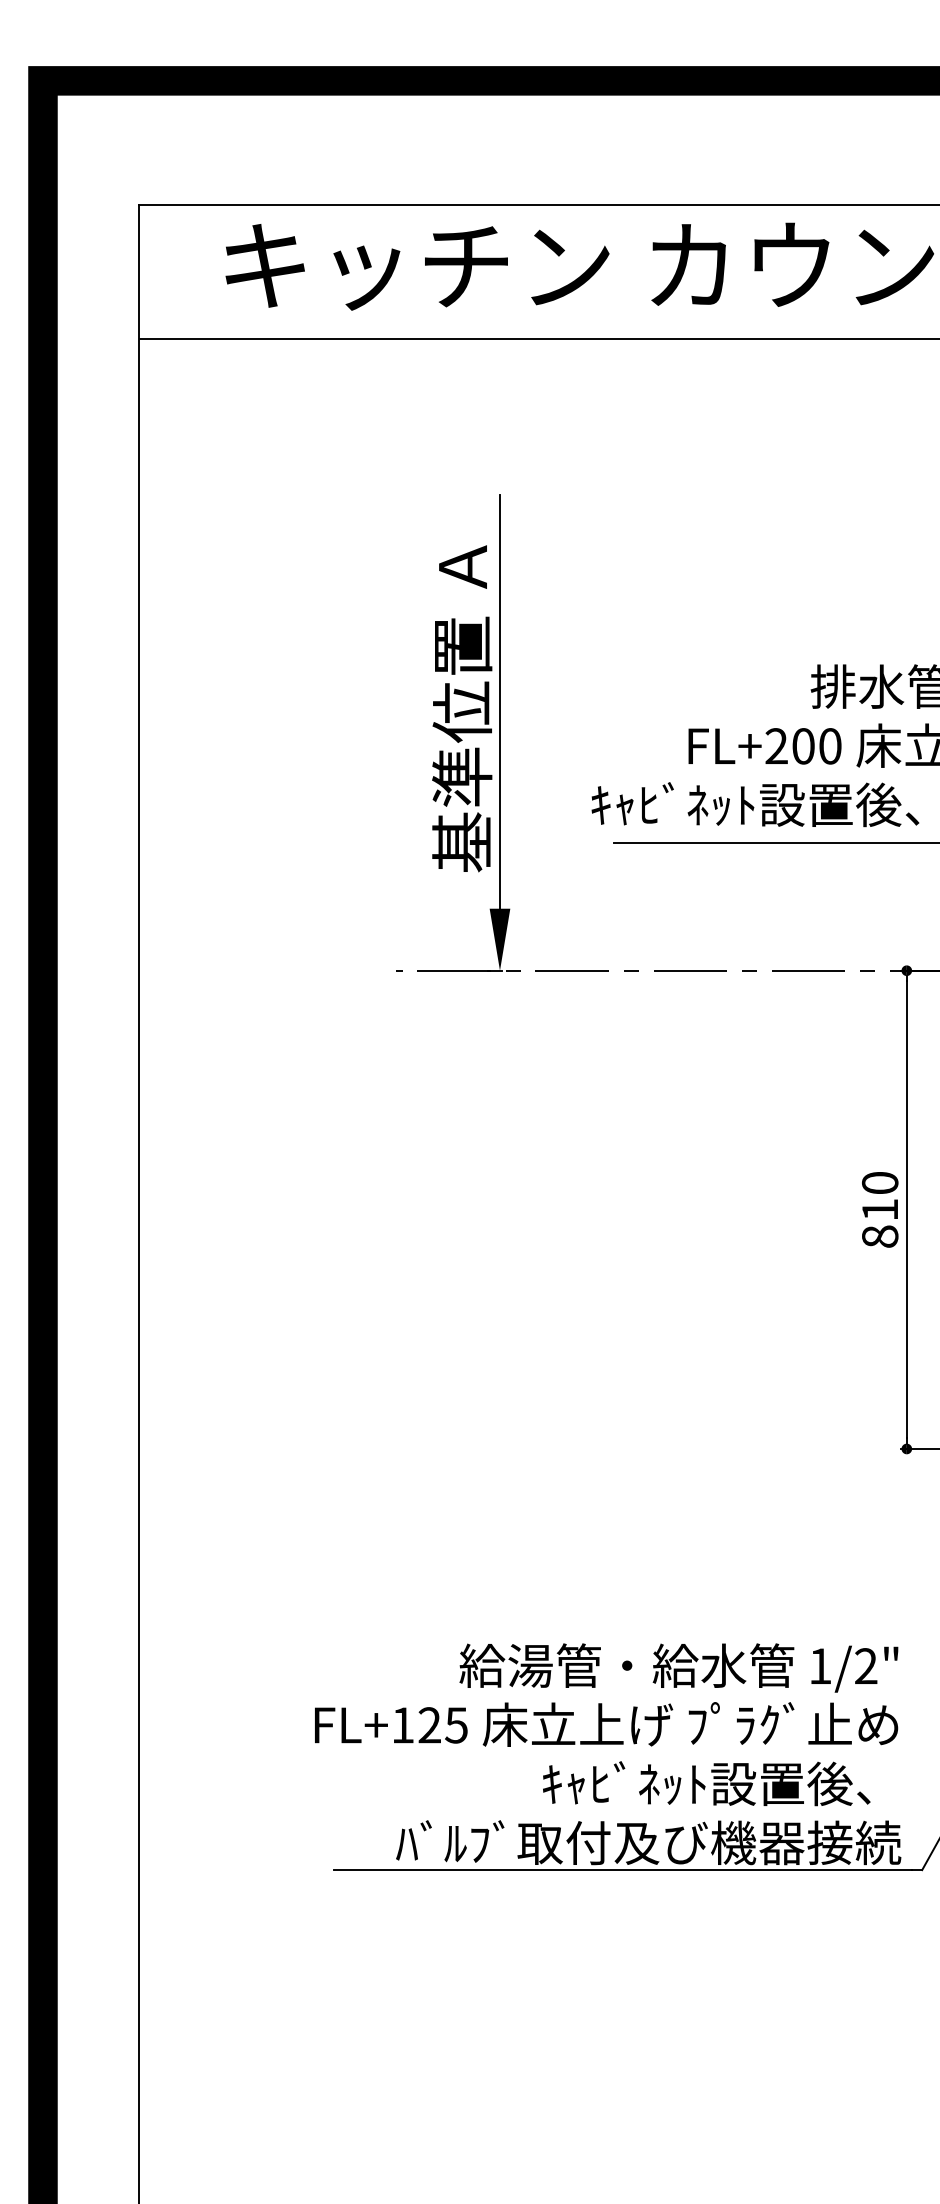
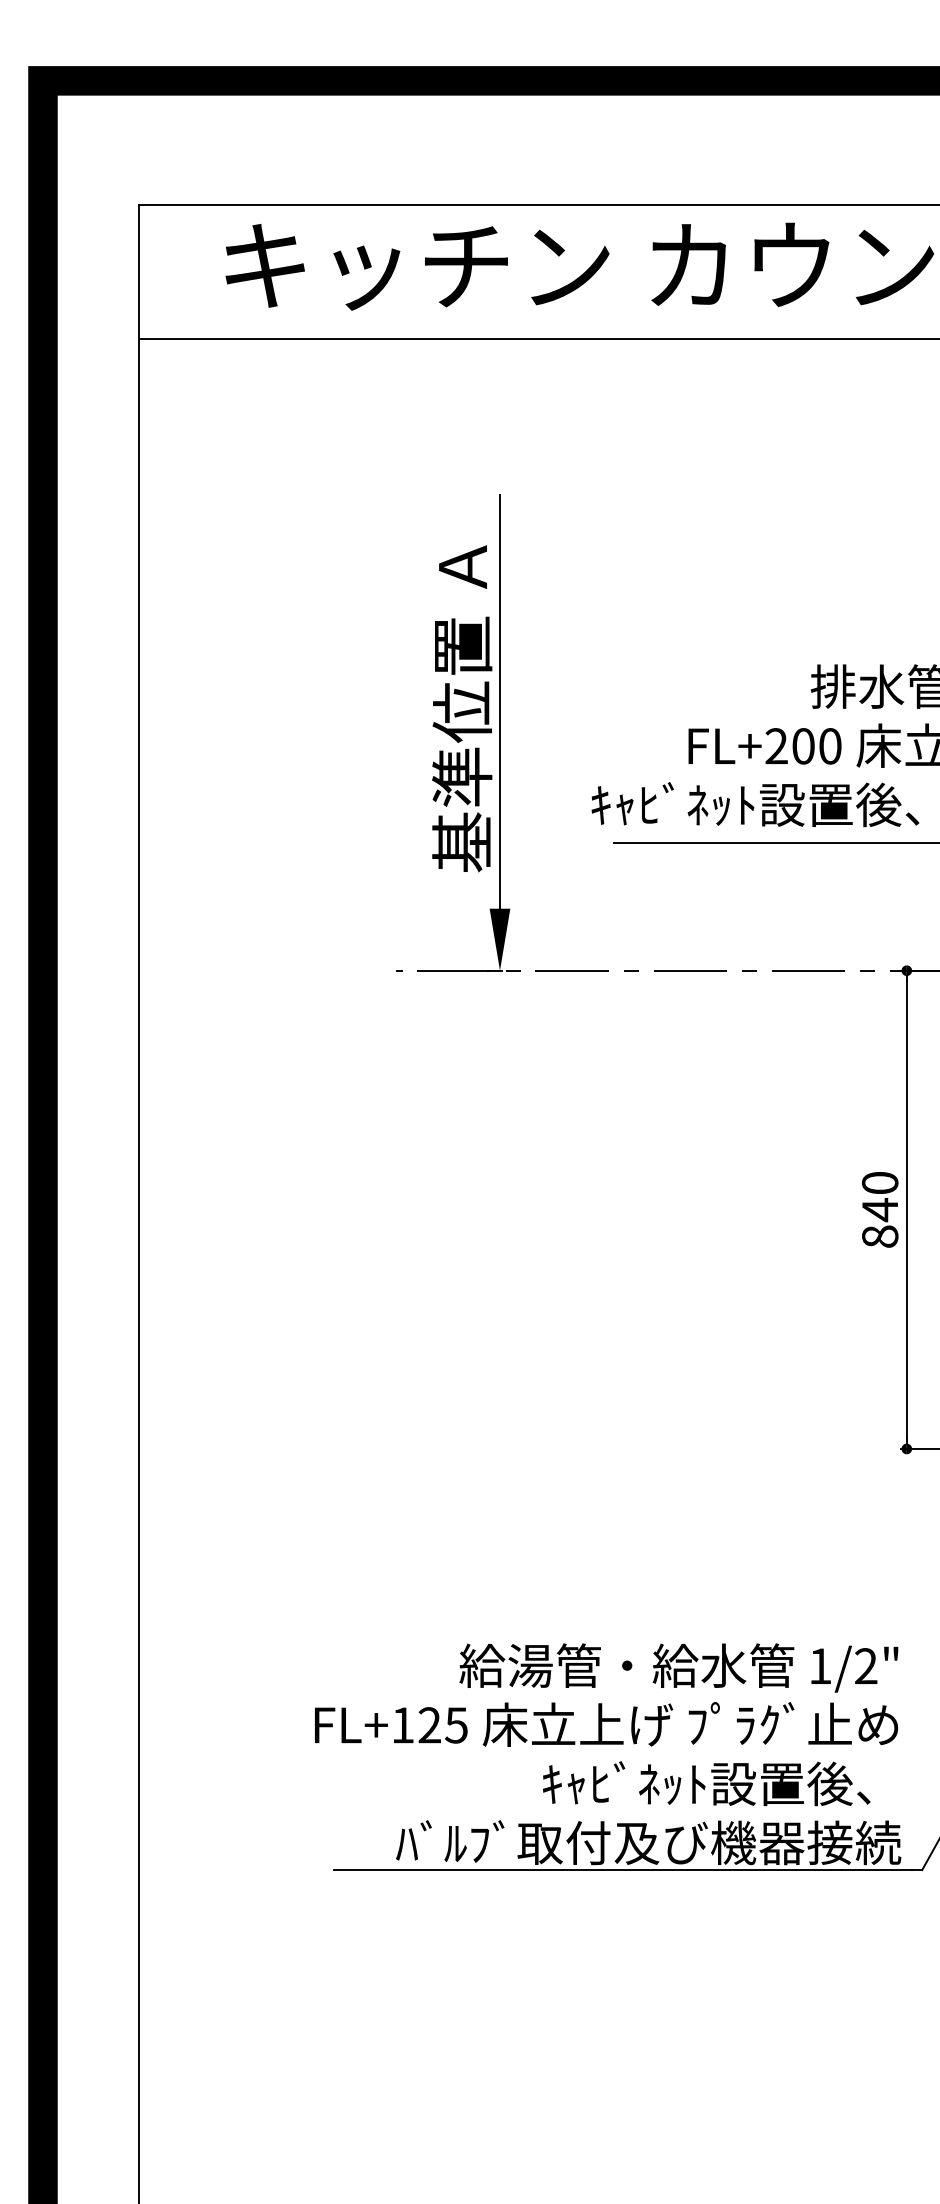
text: 810 -> 840 (879, 1210)
